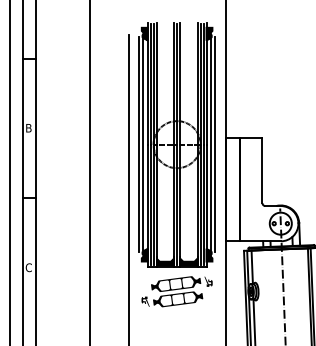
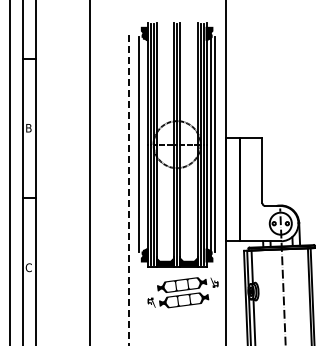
line: present -> none (143, 144)
line: solid -> dashed (128, 190)
part position: (176, 291) -> (182, 292) (182, 292)
